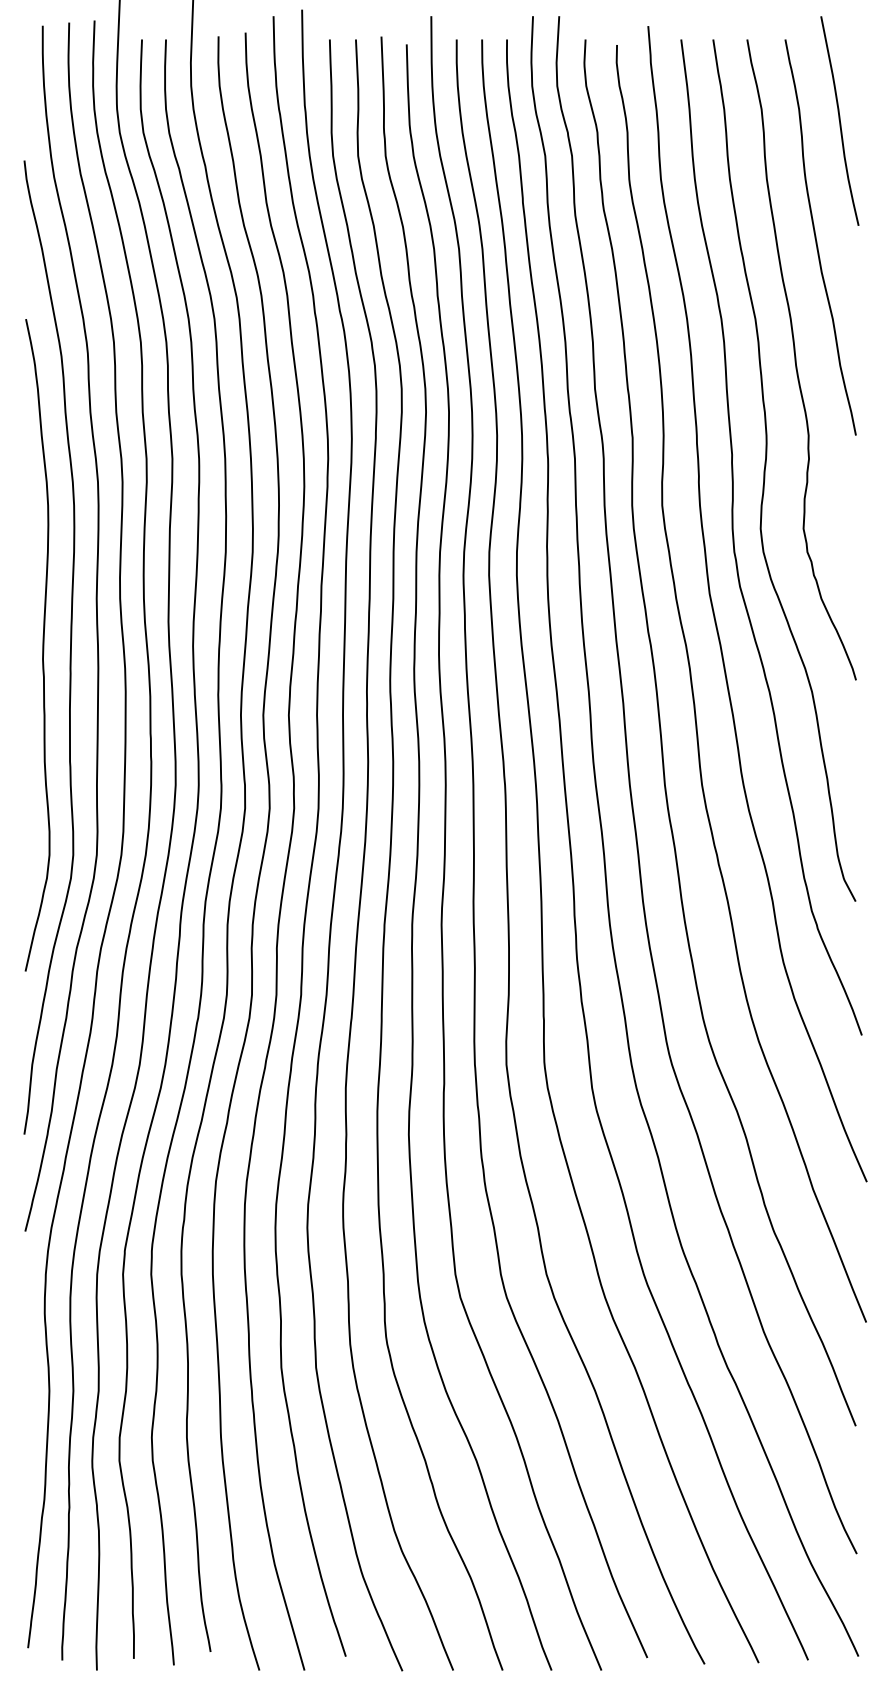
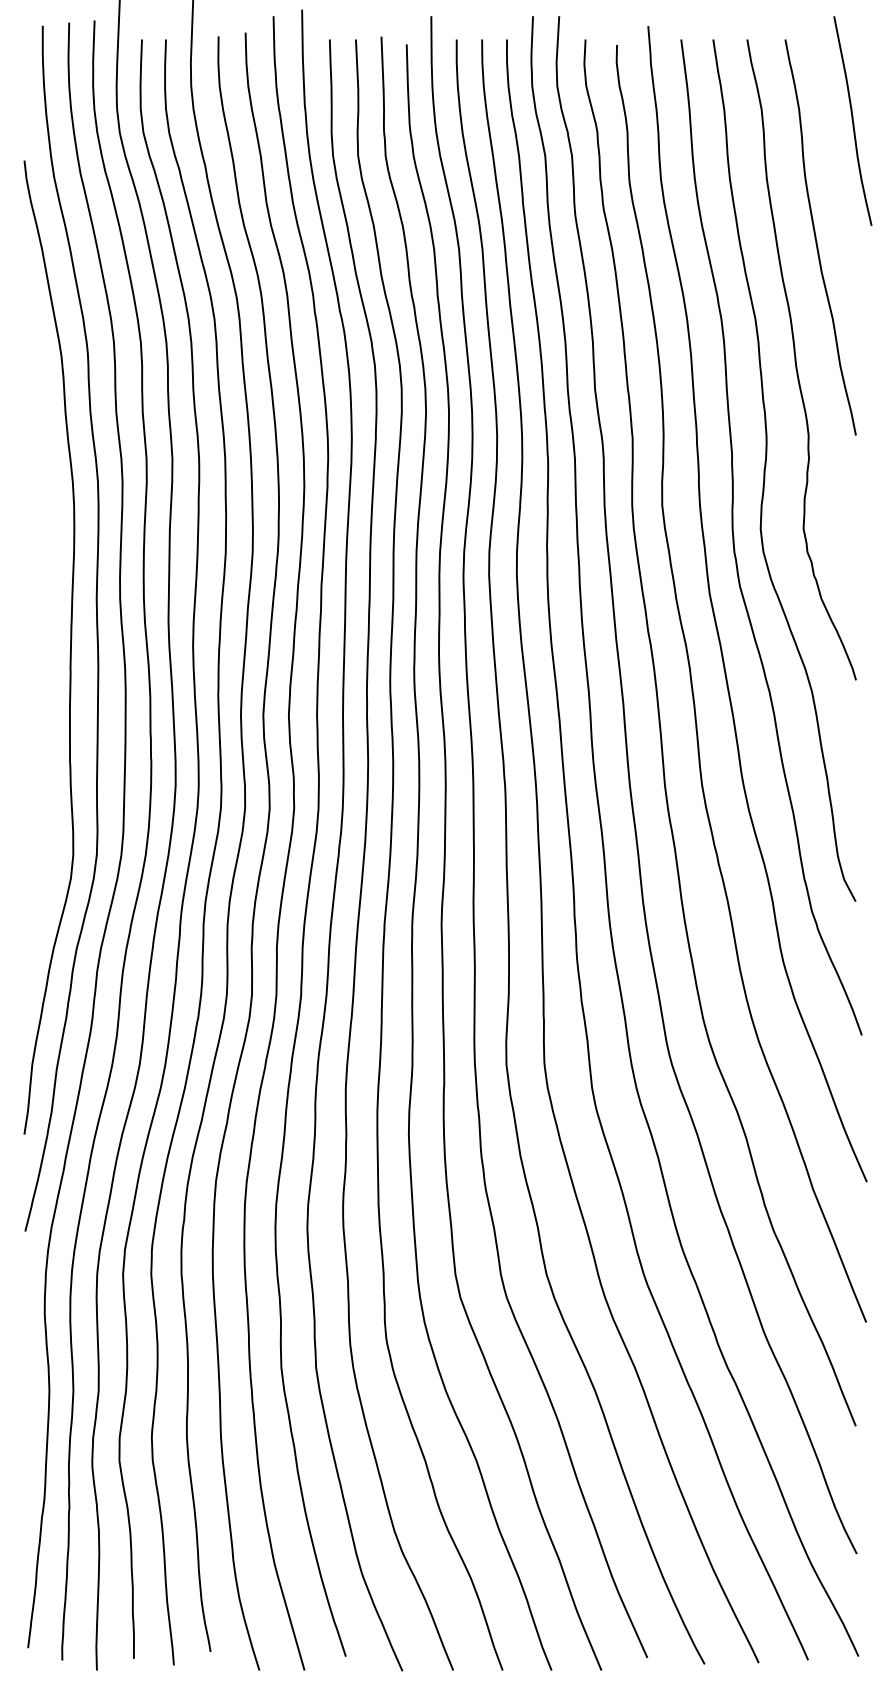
curve position: (839, 120) -> (852, 120) (852, 120)
curve: present -> none (42, 645)
